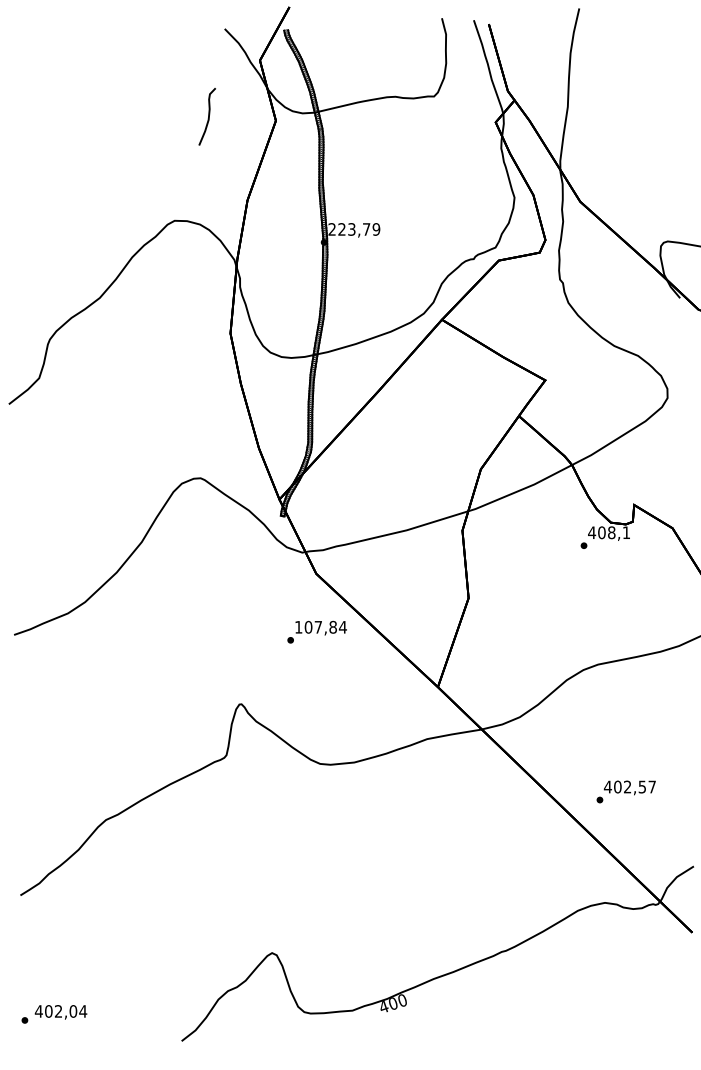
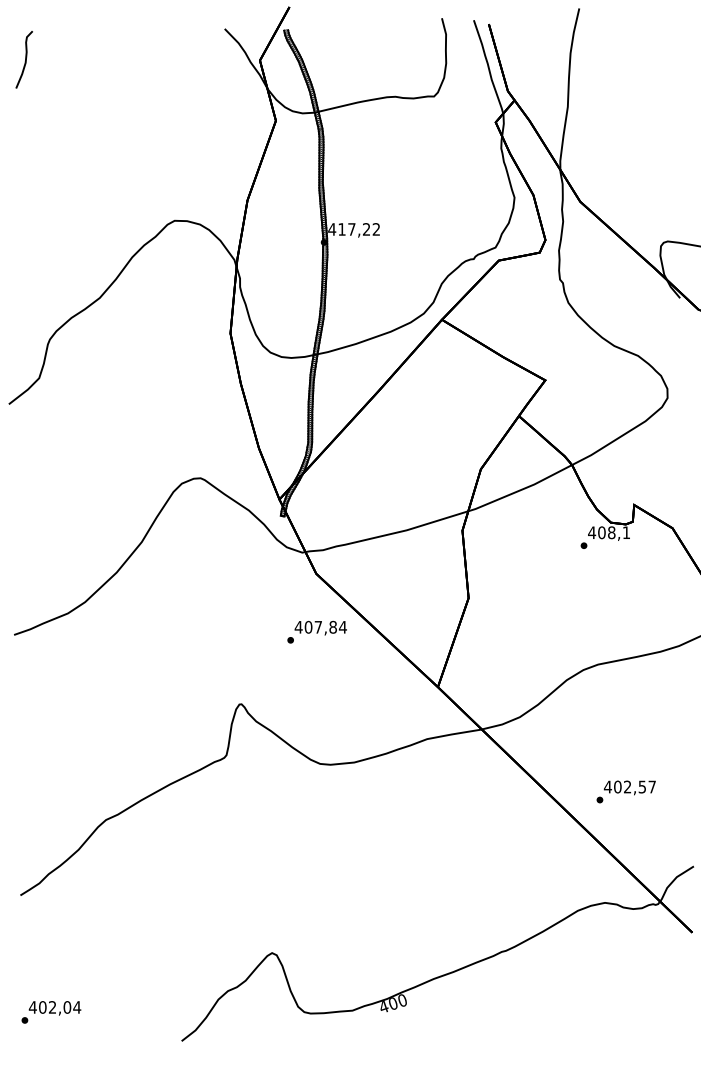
curve position: (208, 116) -> (25, 59) (25, 59)
text: 223,79 -> 417,22 (354, 229)
text: 107,84 -> 407,84 (298, 627)
text position: (60, 1012) -> (54, 1008) (54, 1008)
